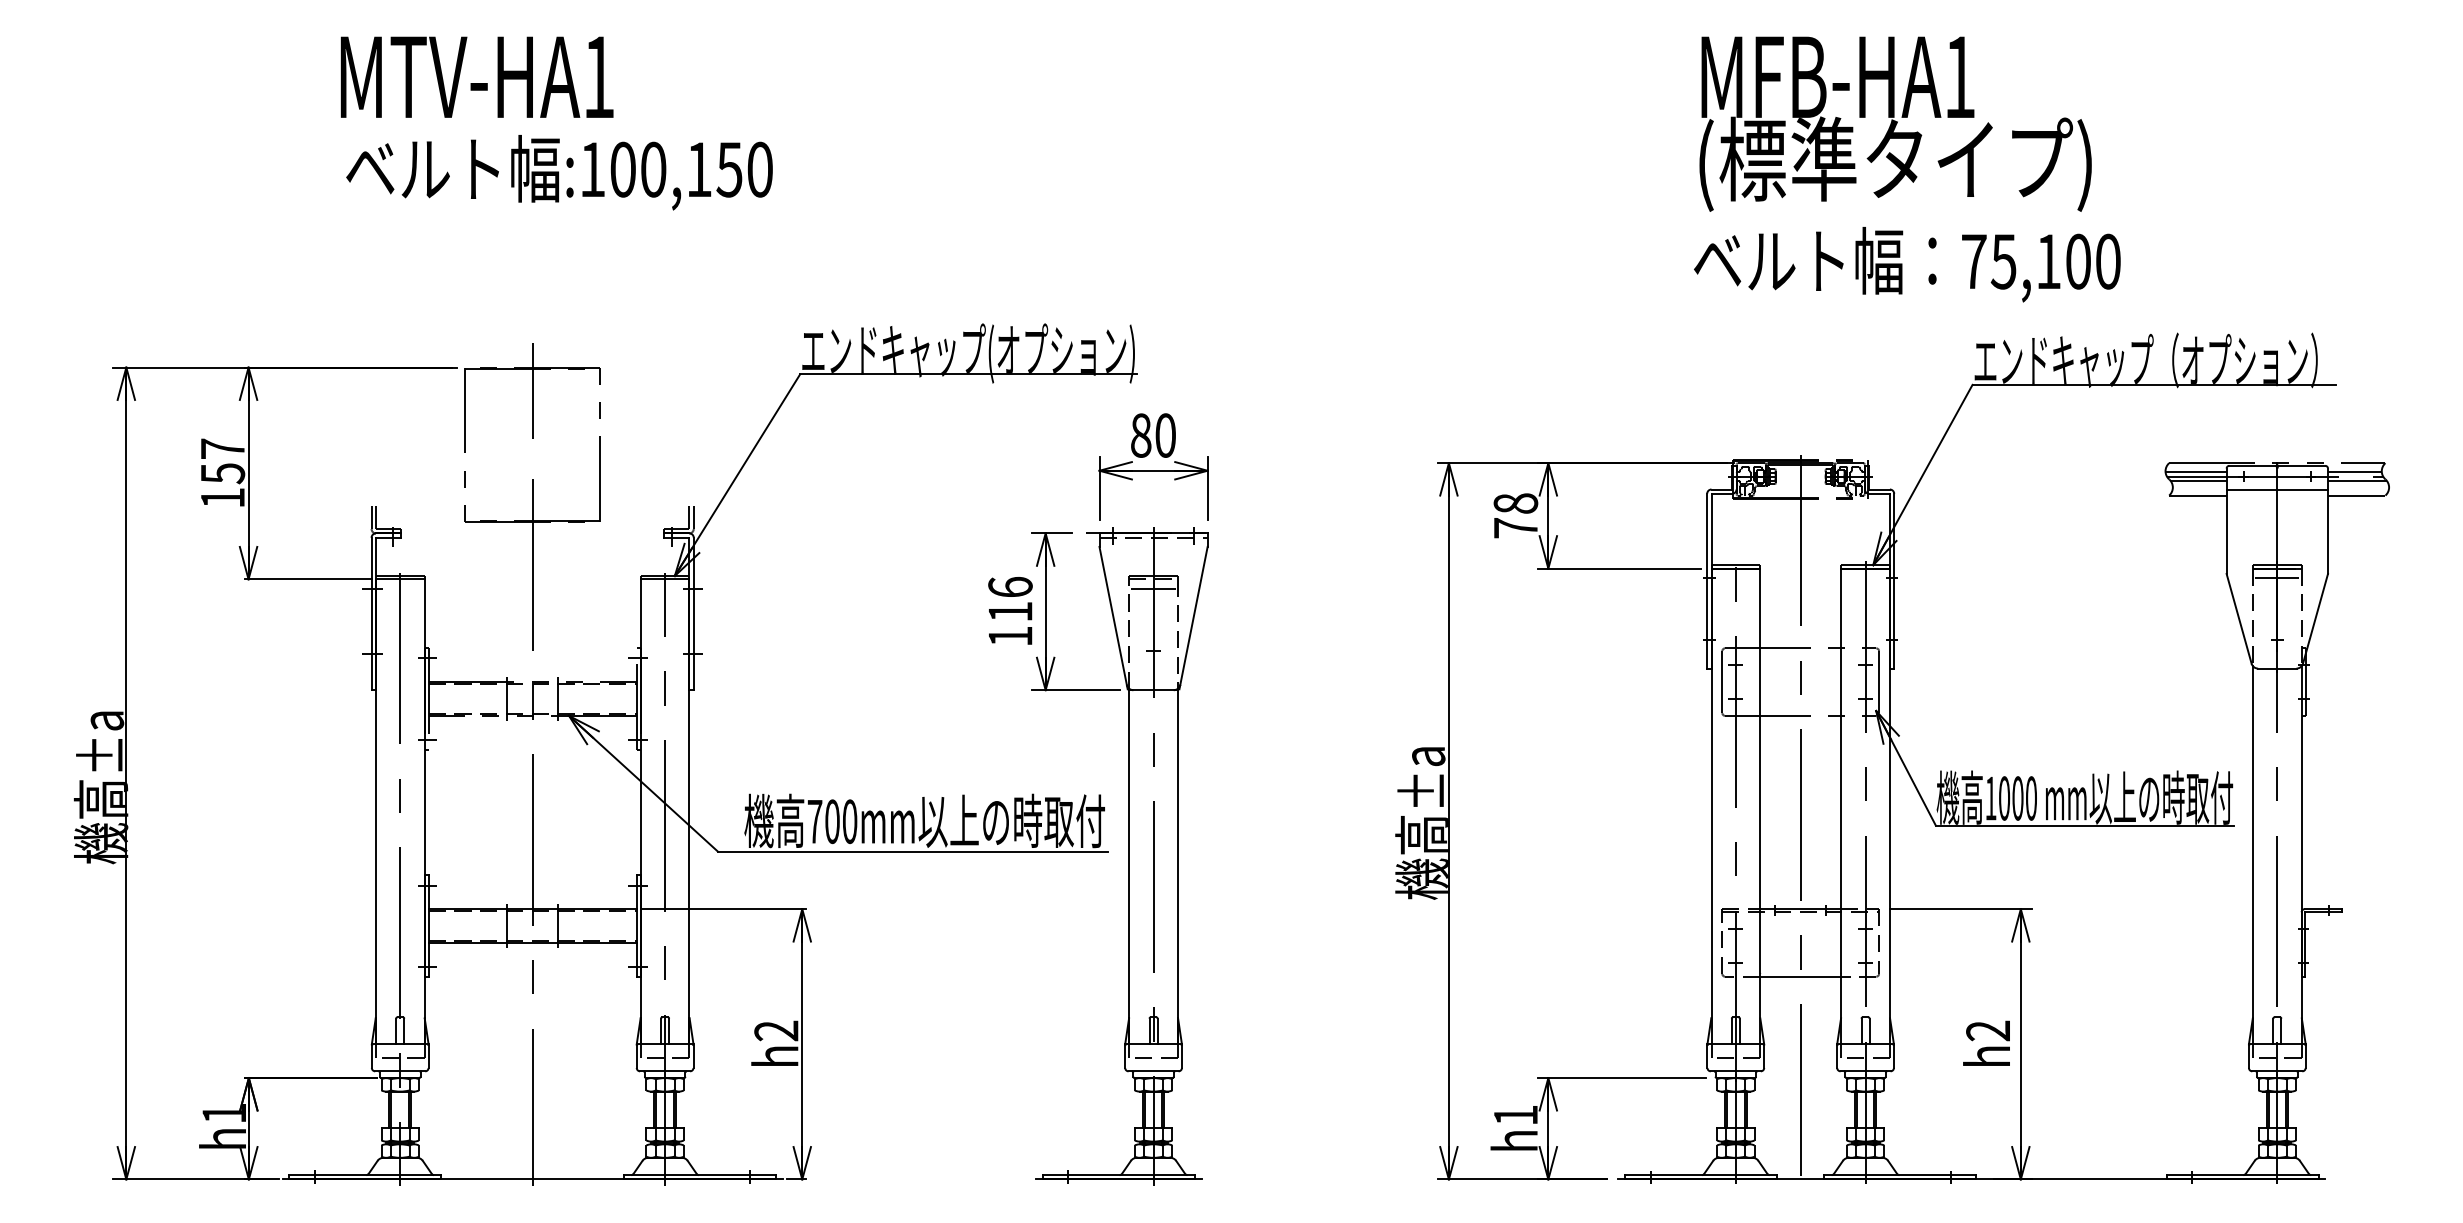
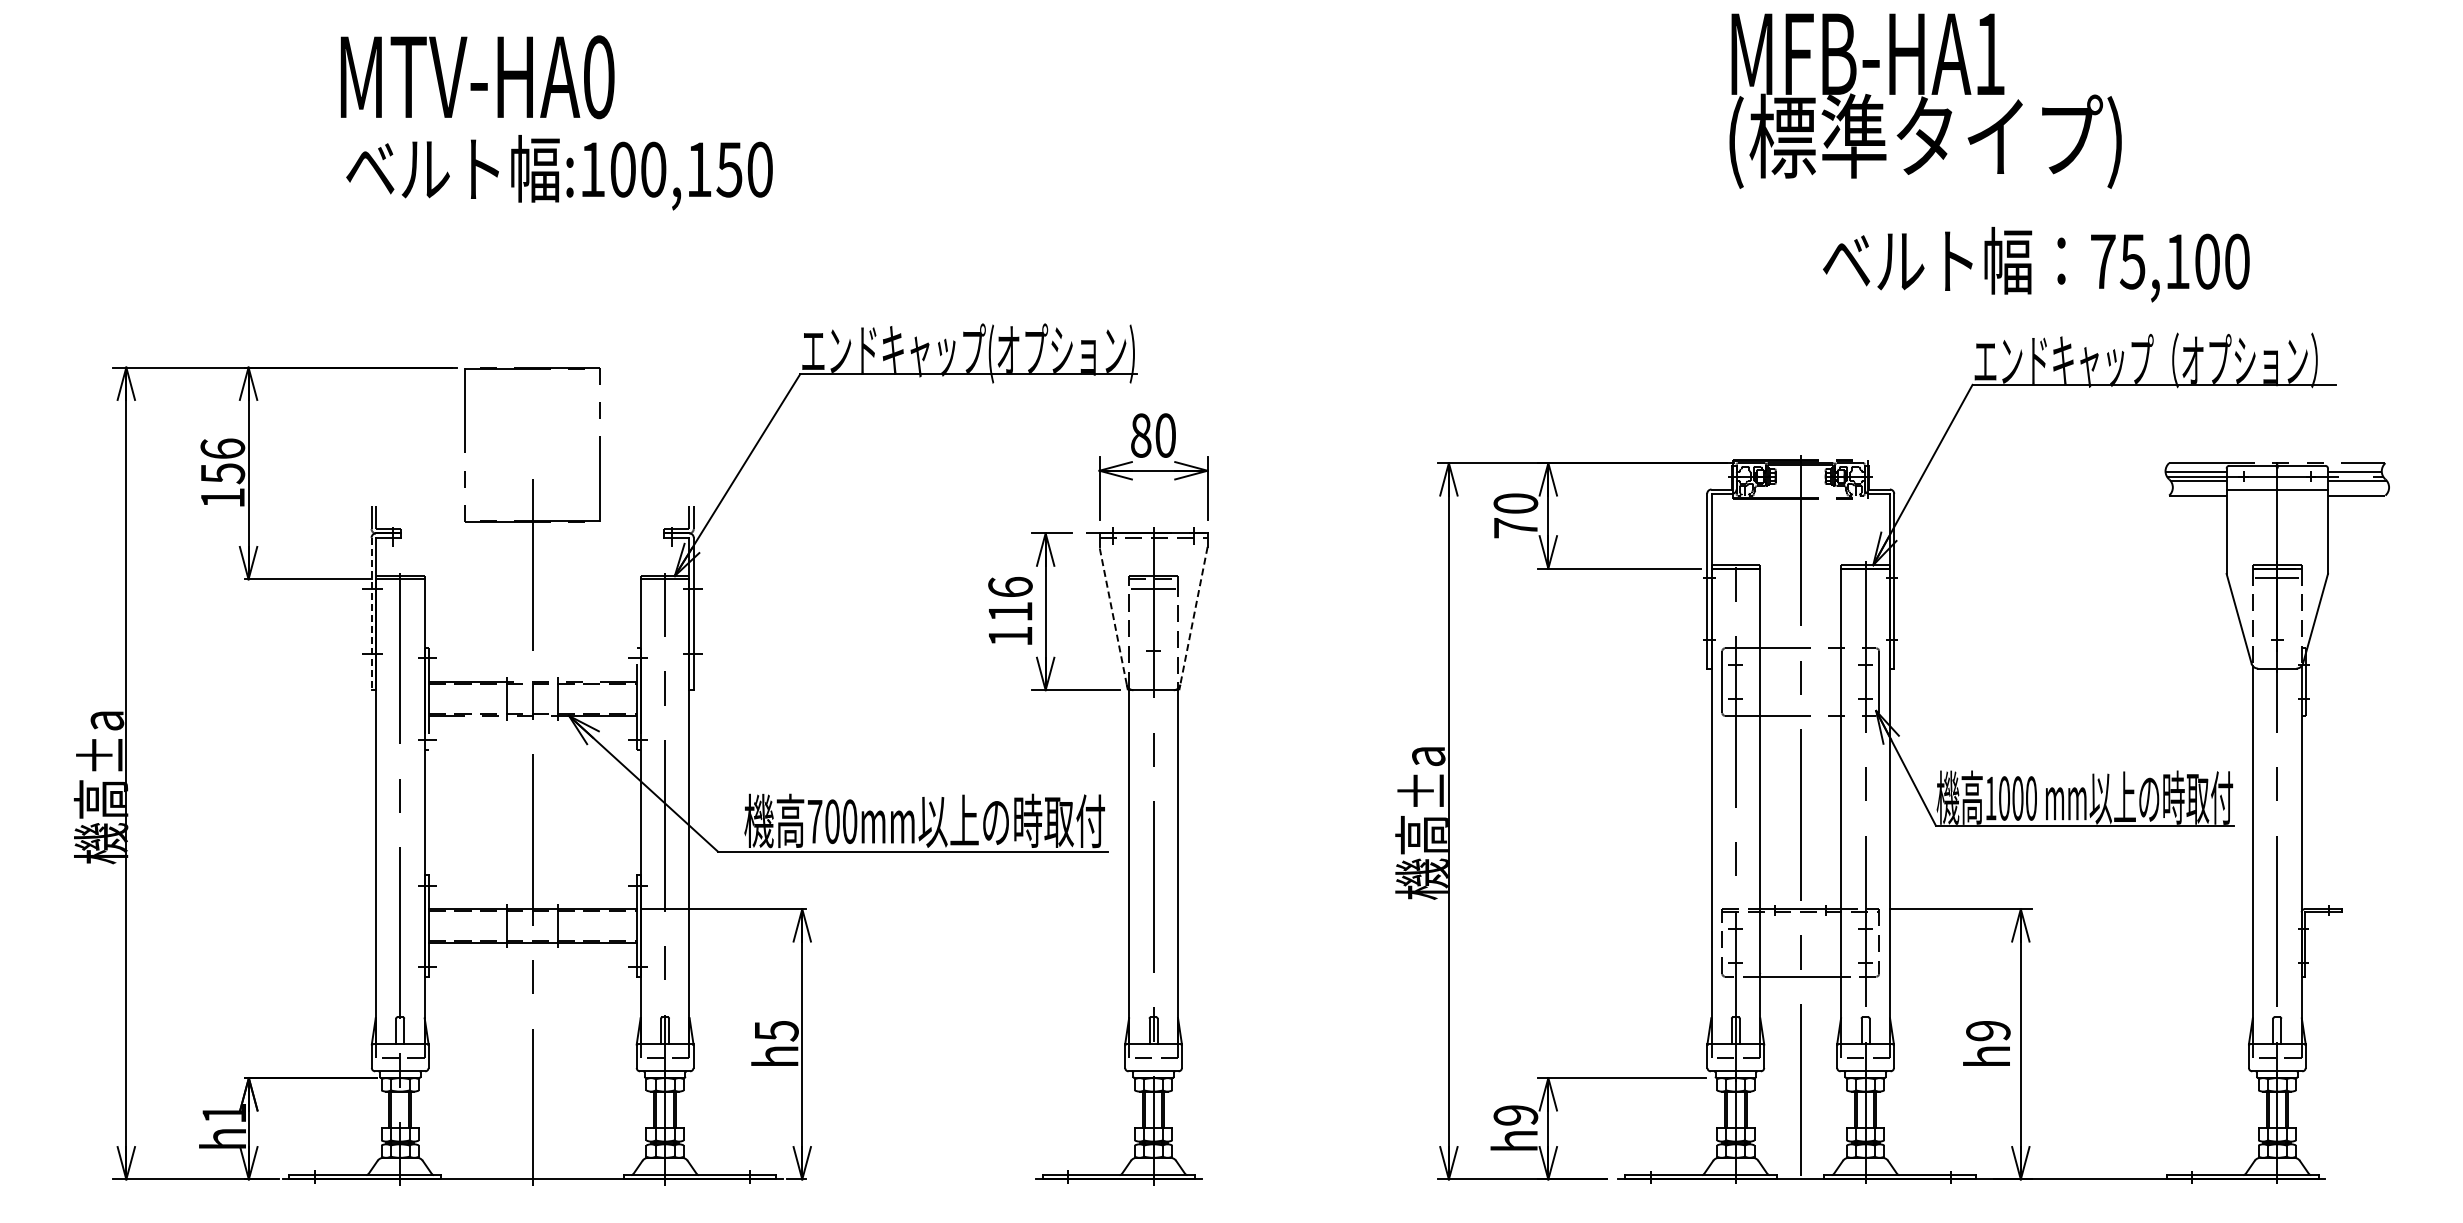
text: MTV-HA1 -> MTV-HA0 (599, 77)
text position: (1895, 123) -> (1925, 100) (1925, 100)
text position: (1907, 264) -> (2036, 264) (2036, 264)
line: present -> none (532, 390)
text: 157 -> 156 (222, 448)
text: 78 -> 70 (1515, 503)
line: solid -> dashed (371, 614)
line: solid -> dashed (1113, 615)
line: solid -> dashed (1193, 616)
text: h2 -> h5 (776, 1030)
text: h2 -> h9 (1988, 1030)
text: h1 -> h9 (1515, 1115)
